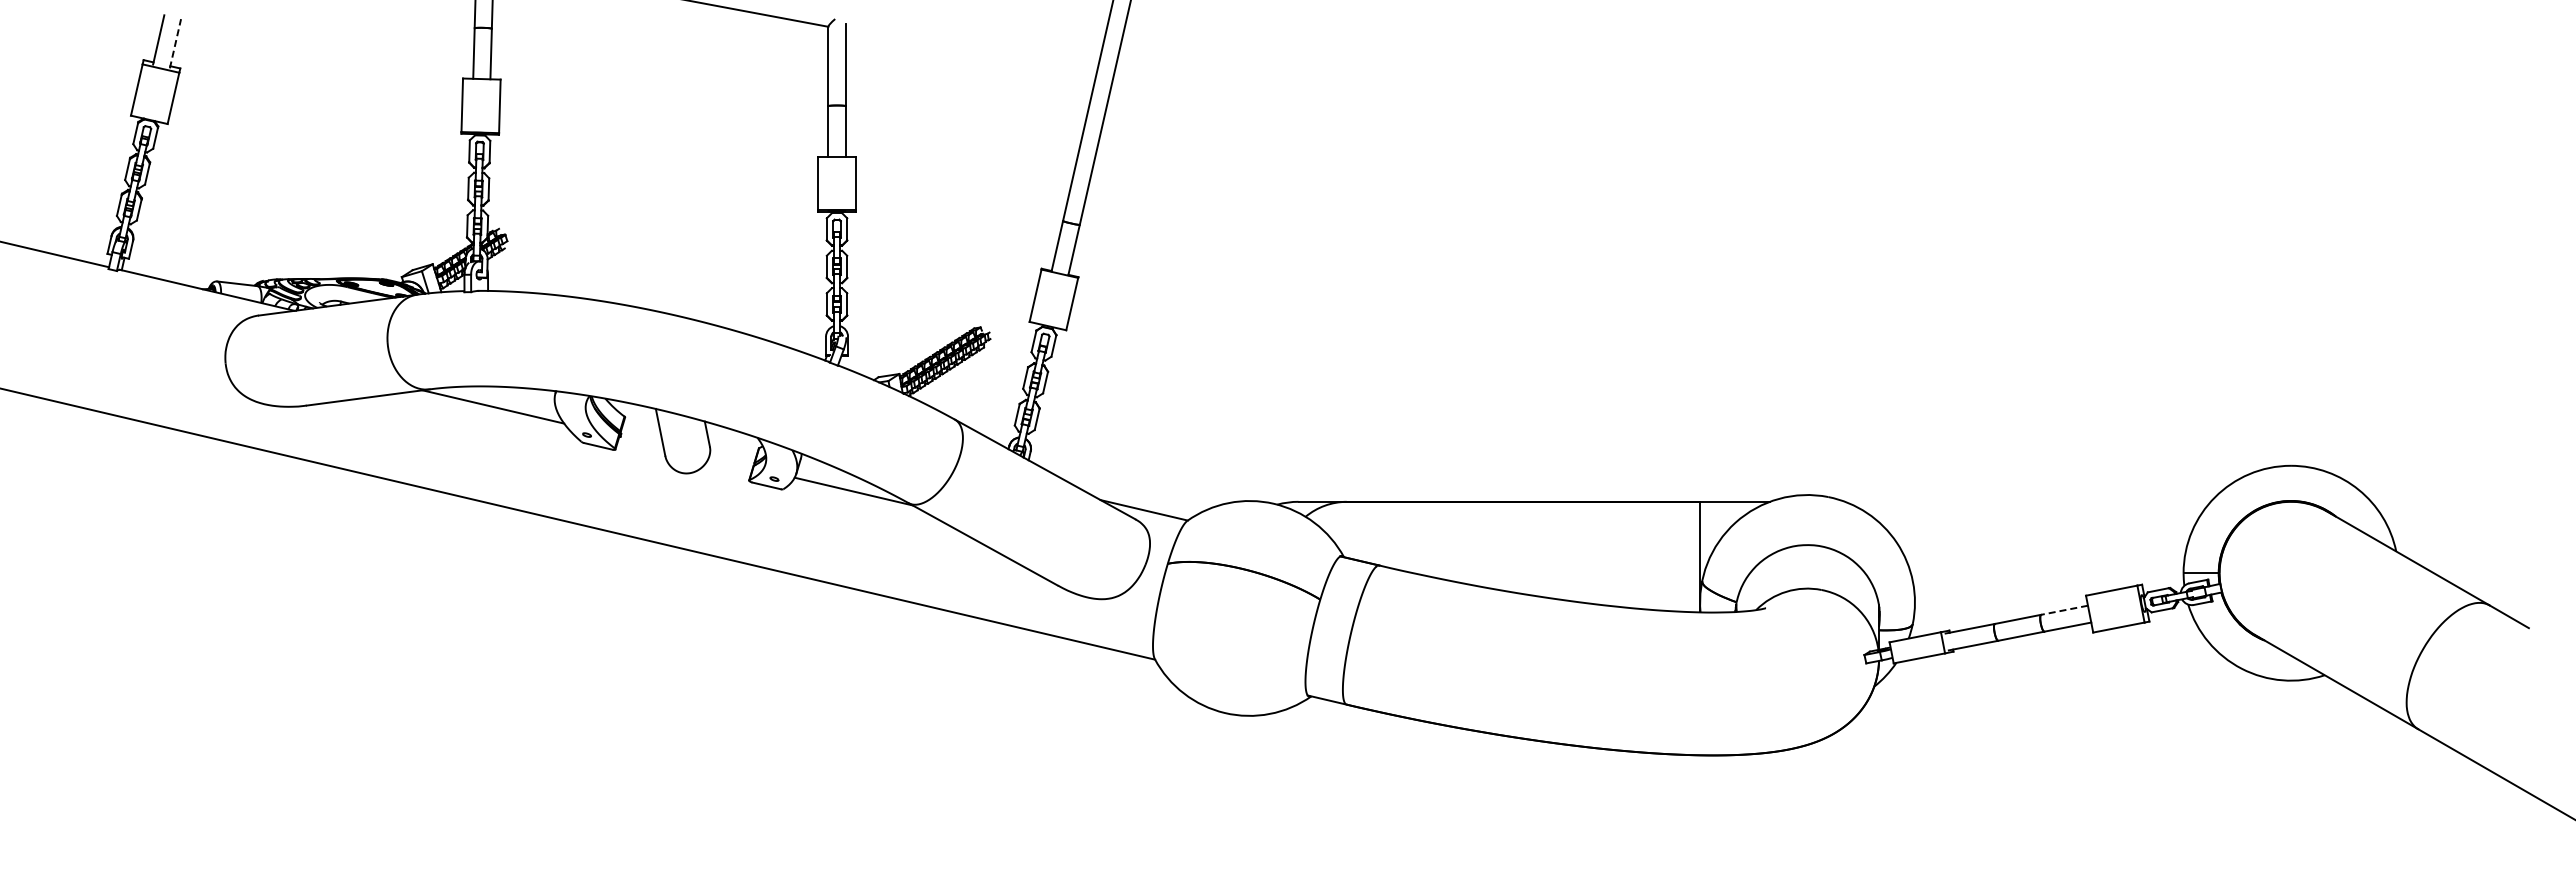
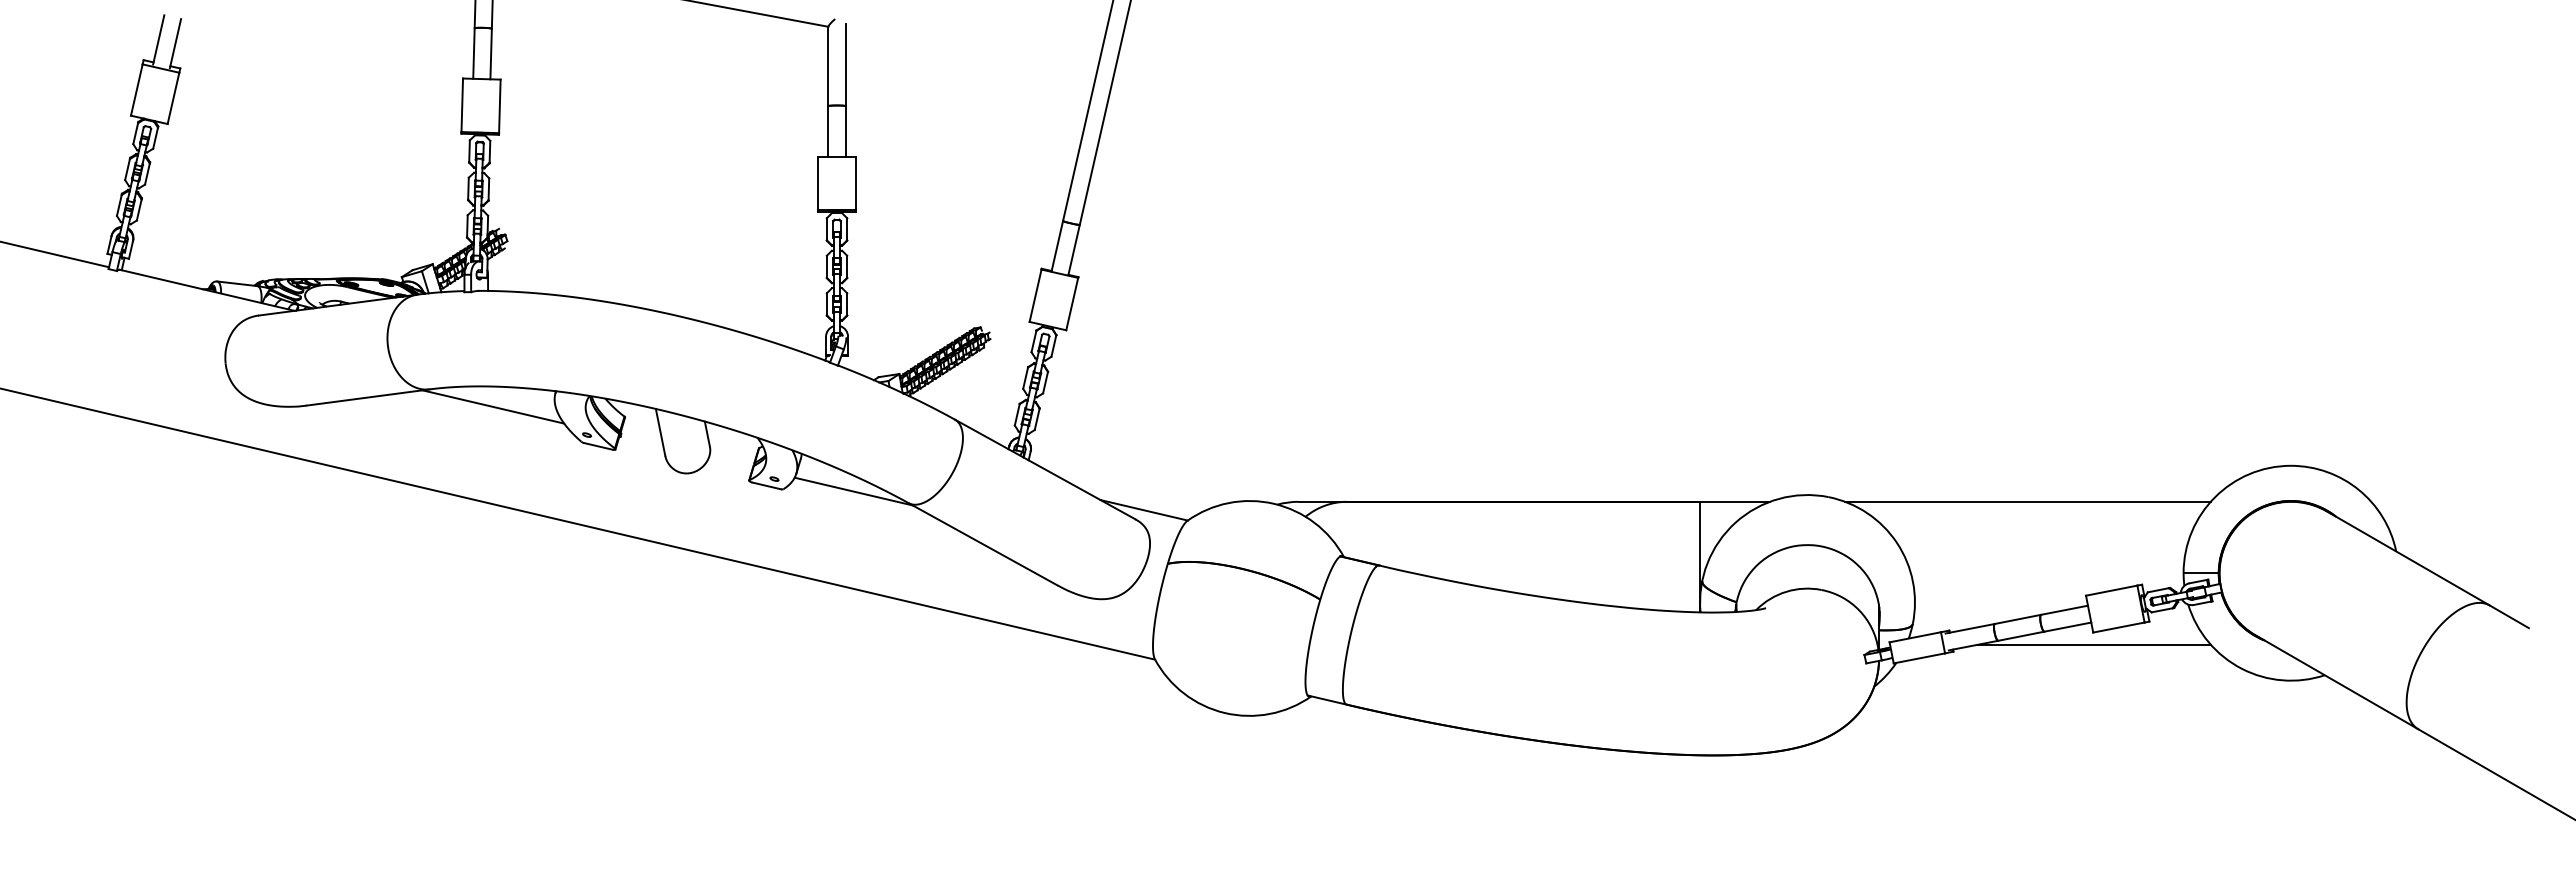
line: dashed -> solid (175, 43)
line: none -> present (2027, 501)
line: dashed -> solid (2064, 610)
line: none -> present (2094, 644)
